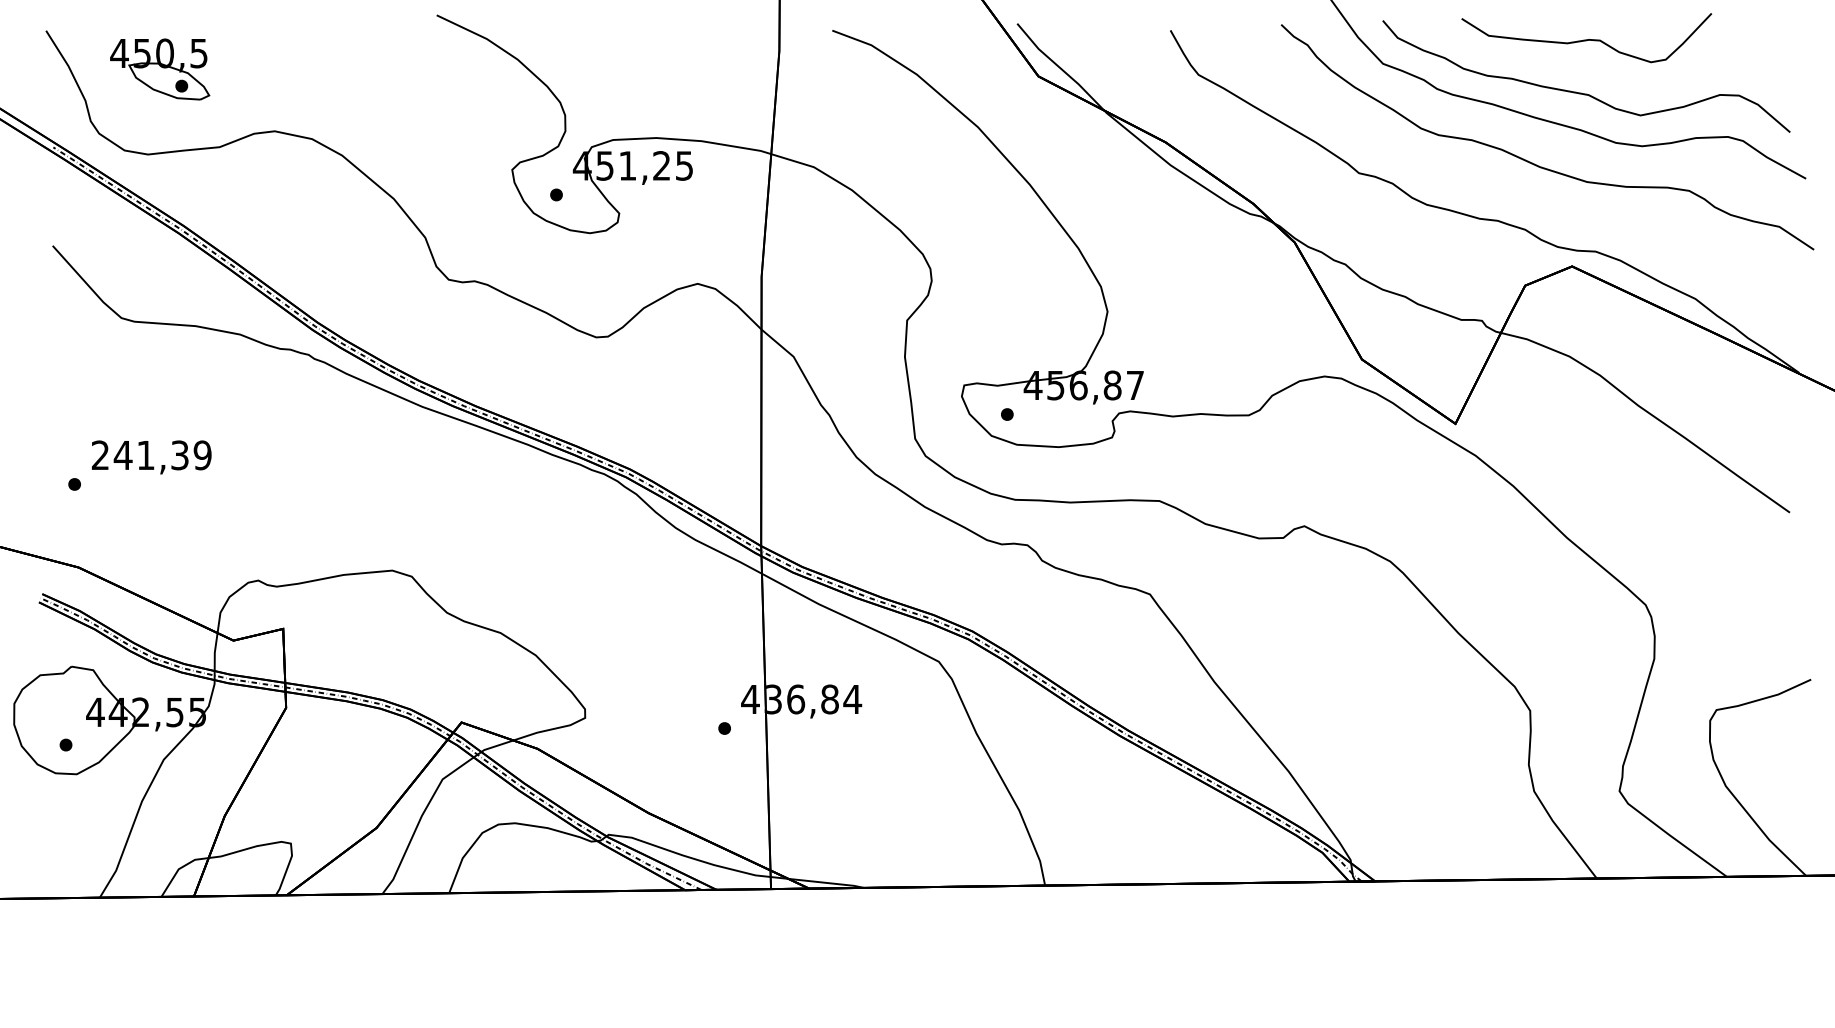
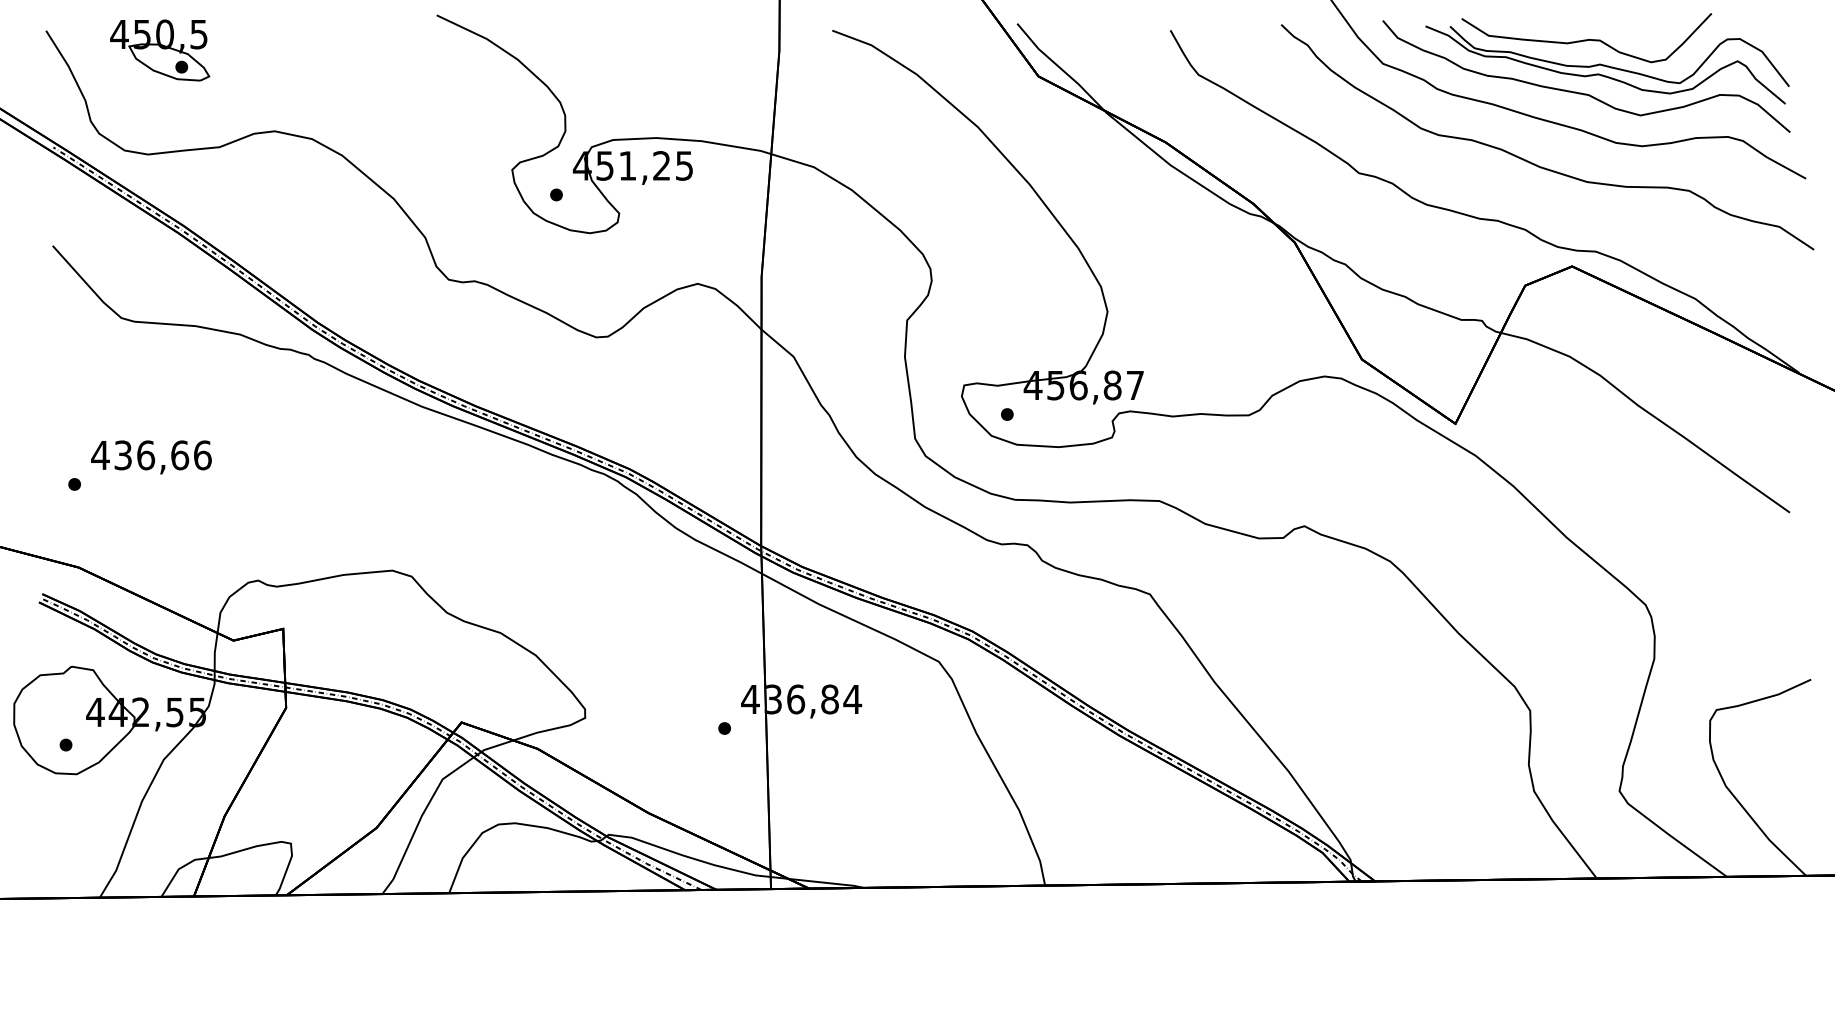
part: none -> present (1607, 64)
part position: (160, 69) -> (160, 50) (160, 50)
text: 241,39 -> 436,66 (151, 455)
